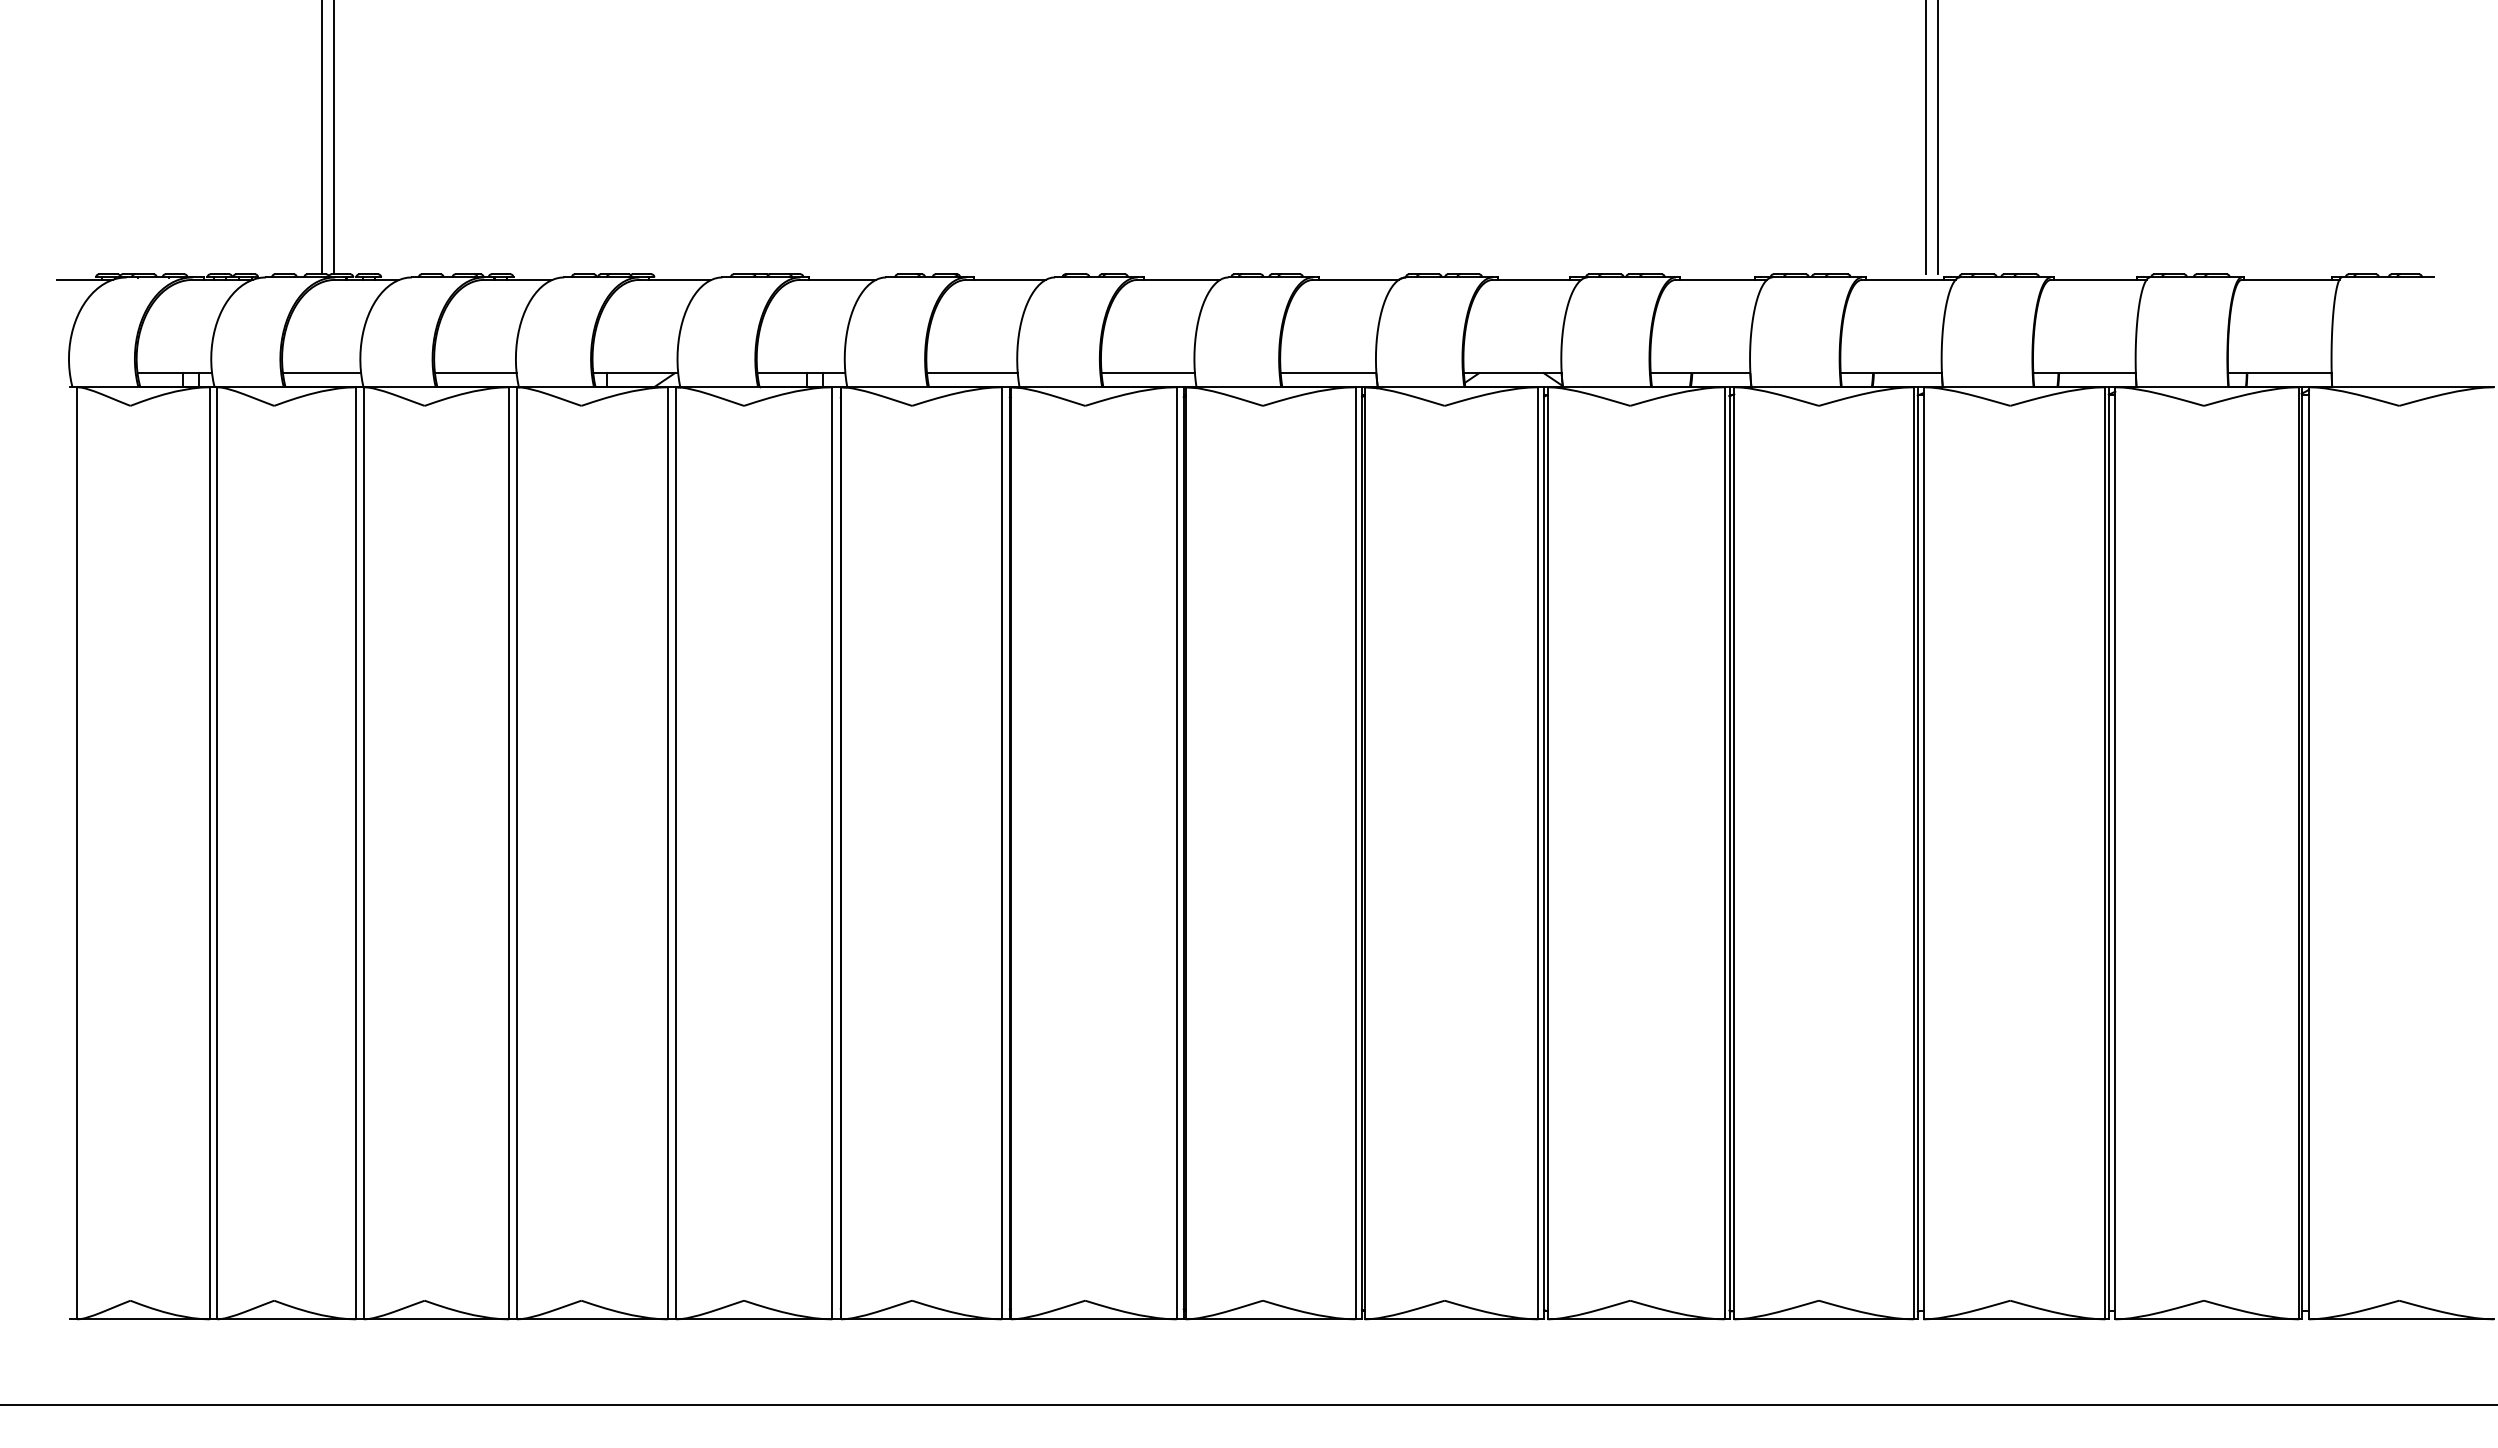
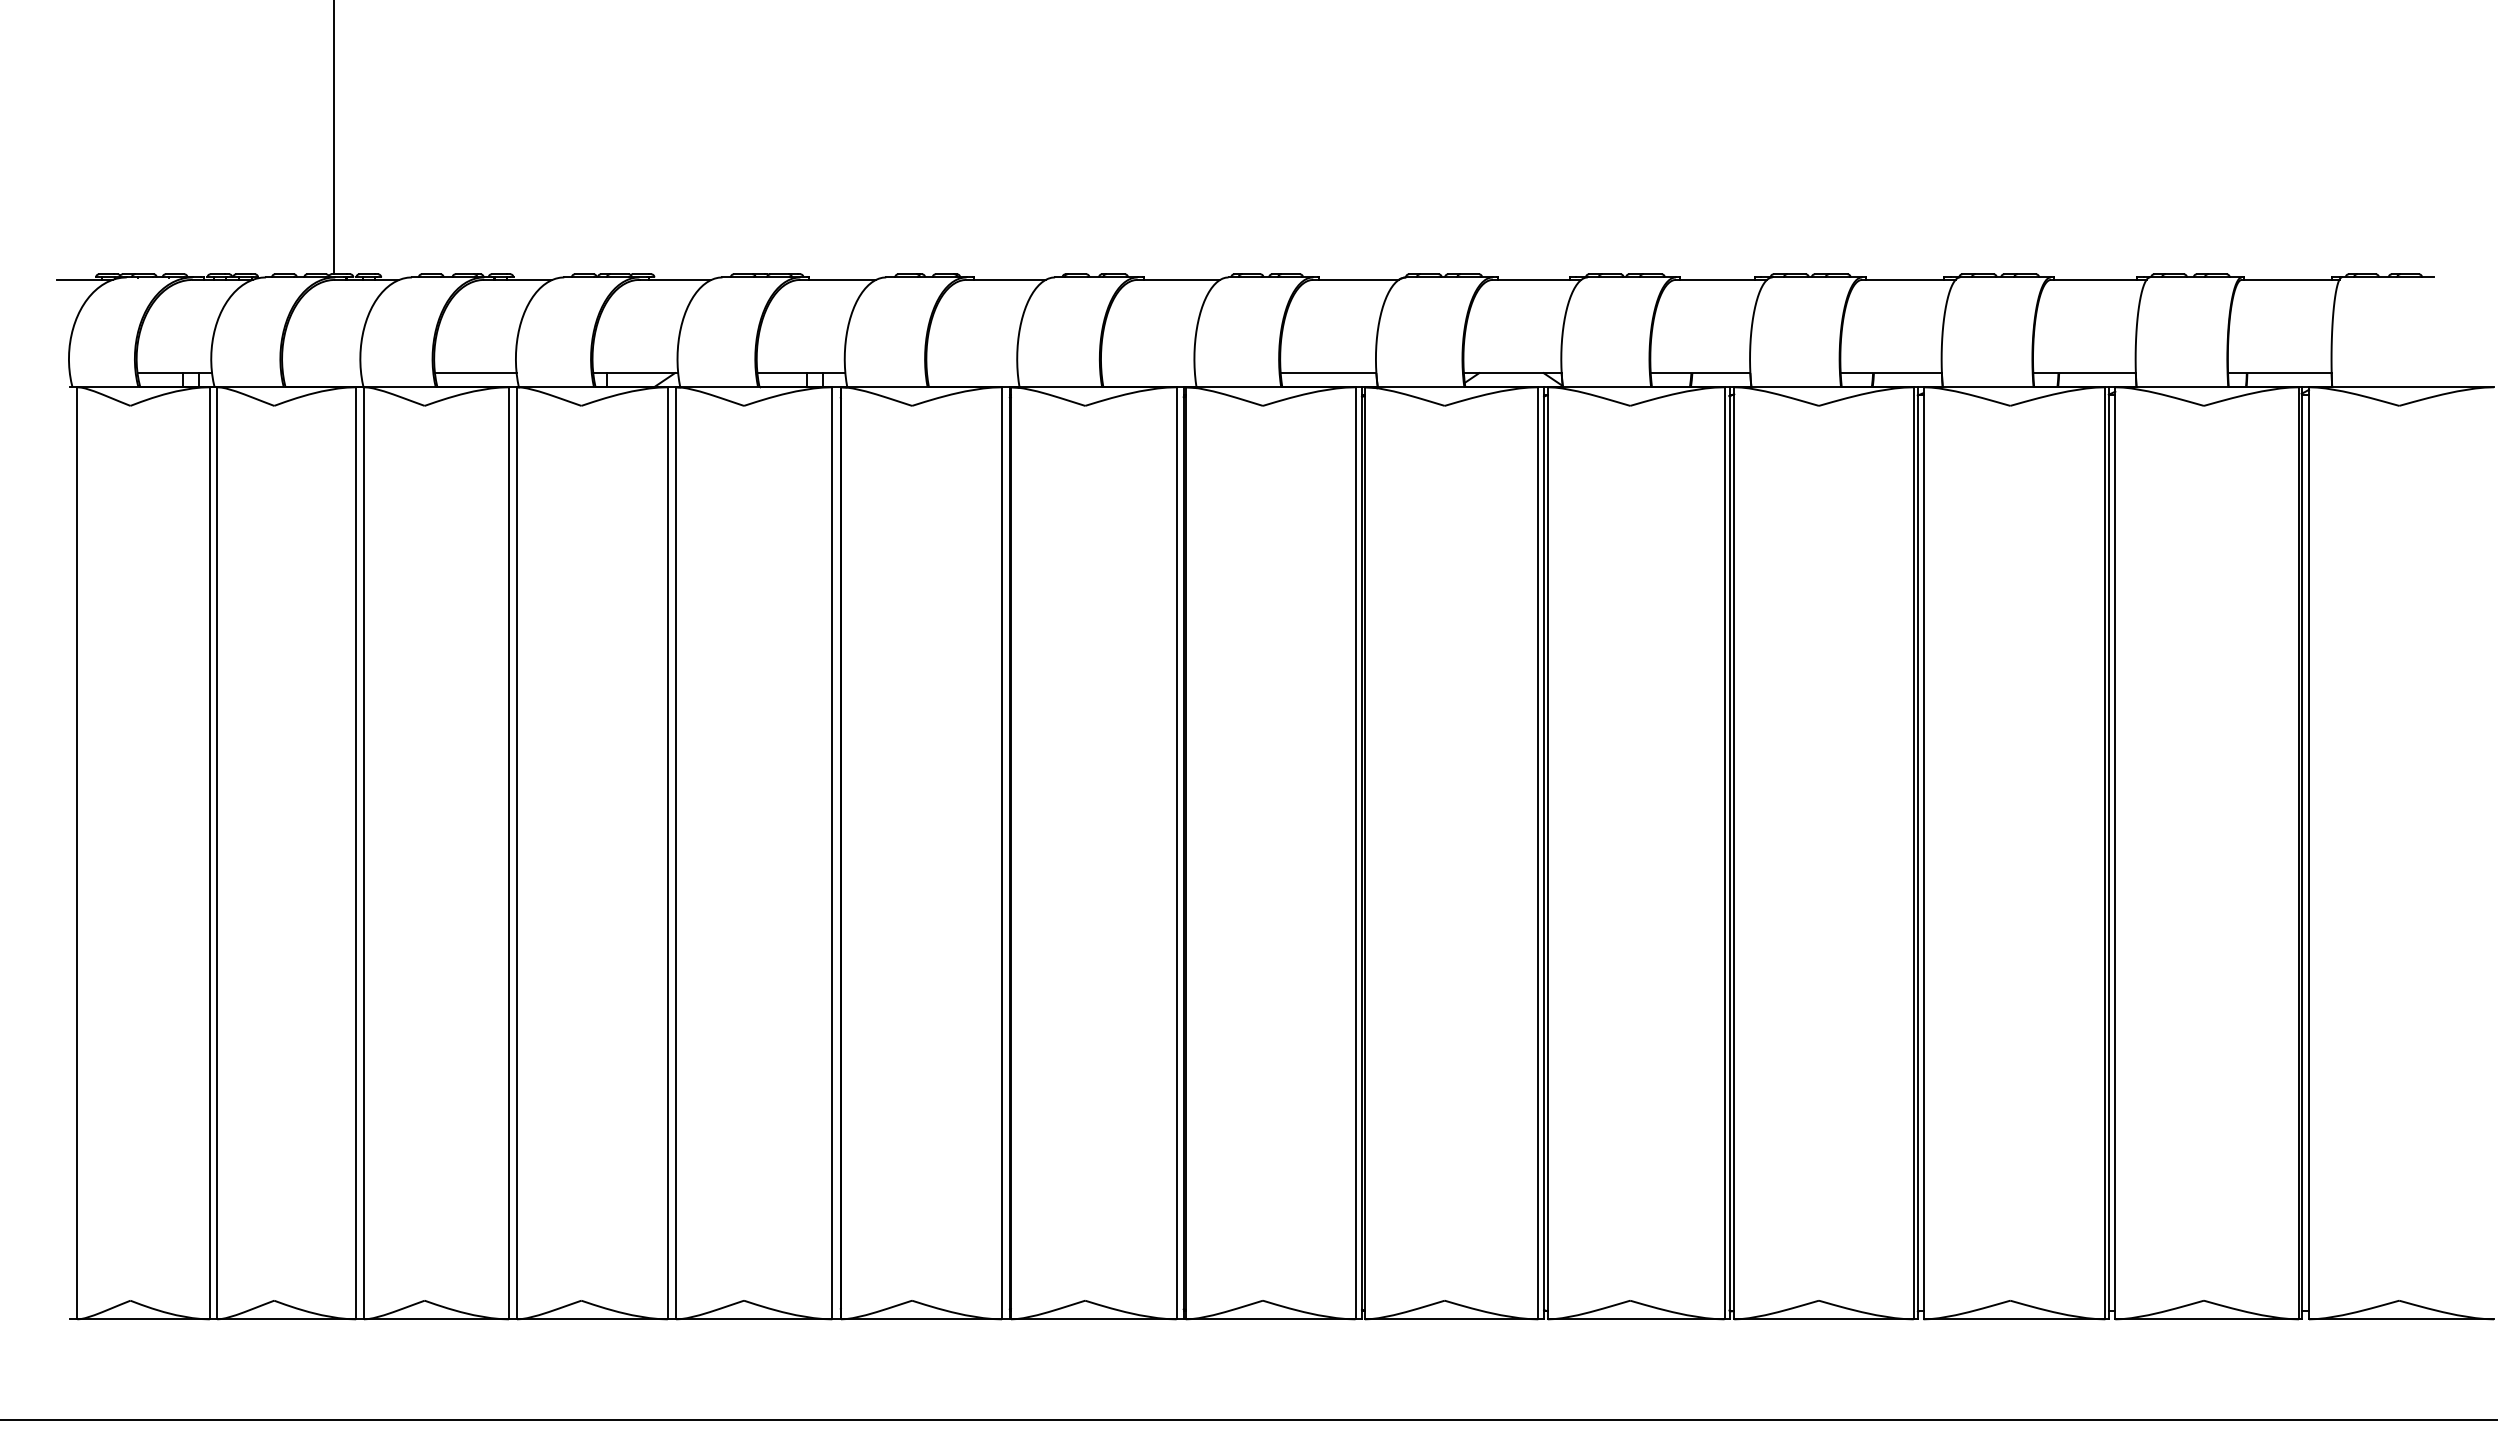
line: present -> none (321, 138)
line: present -> none (1926, 138)
line: present -> none (1938, 138)
line: present -> none (321, 373)
line: present -> none (971, 373)
line: present -> none (1147, 373)
line position: (1248, 1404) -> (1248, 1419) (1248, 1419)
